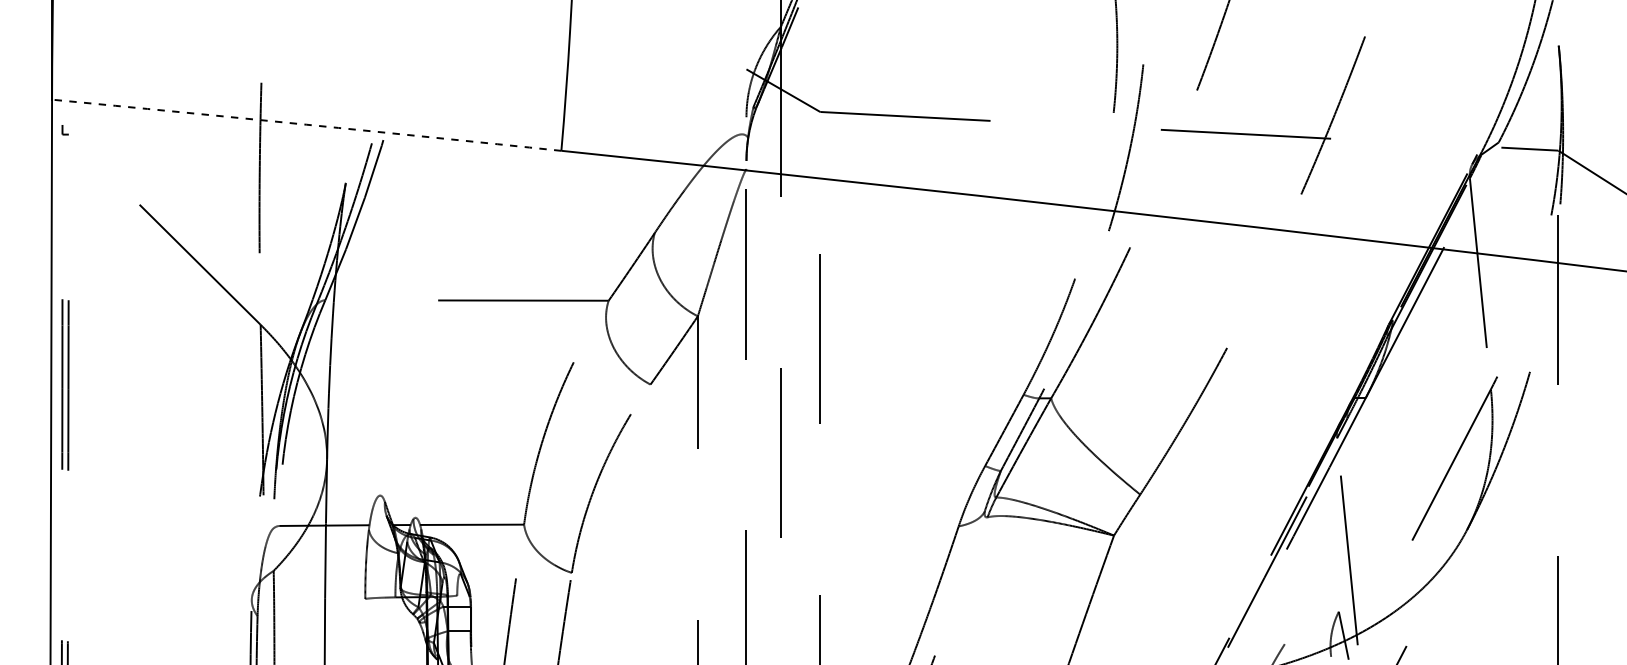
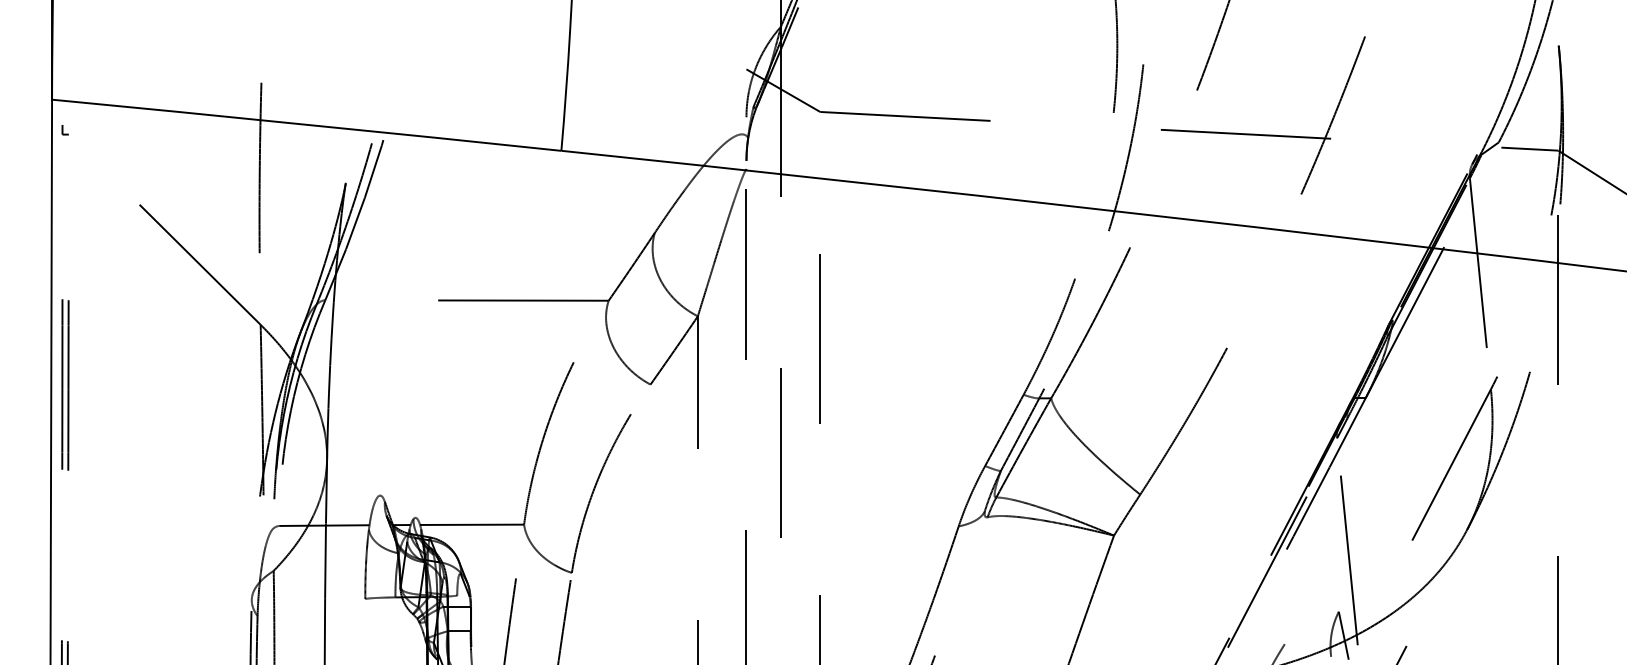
arc: dashed -> solid (306, 124)
